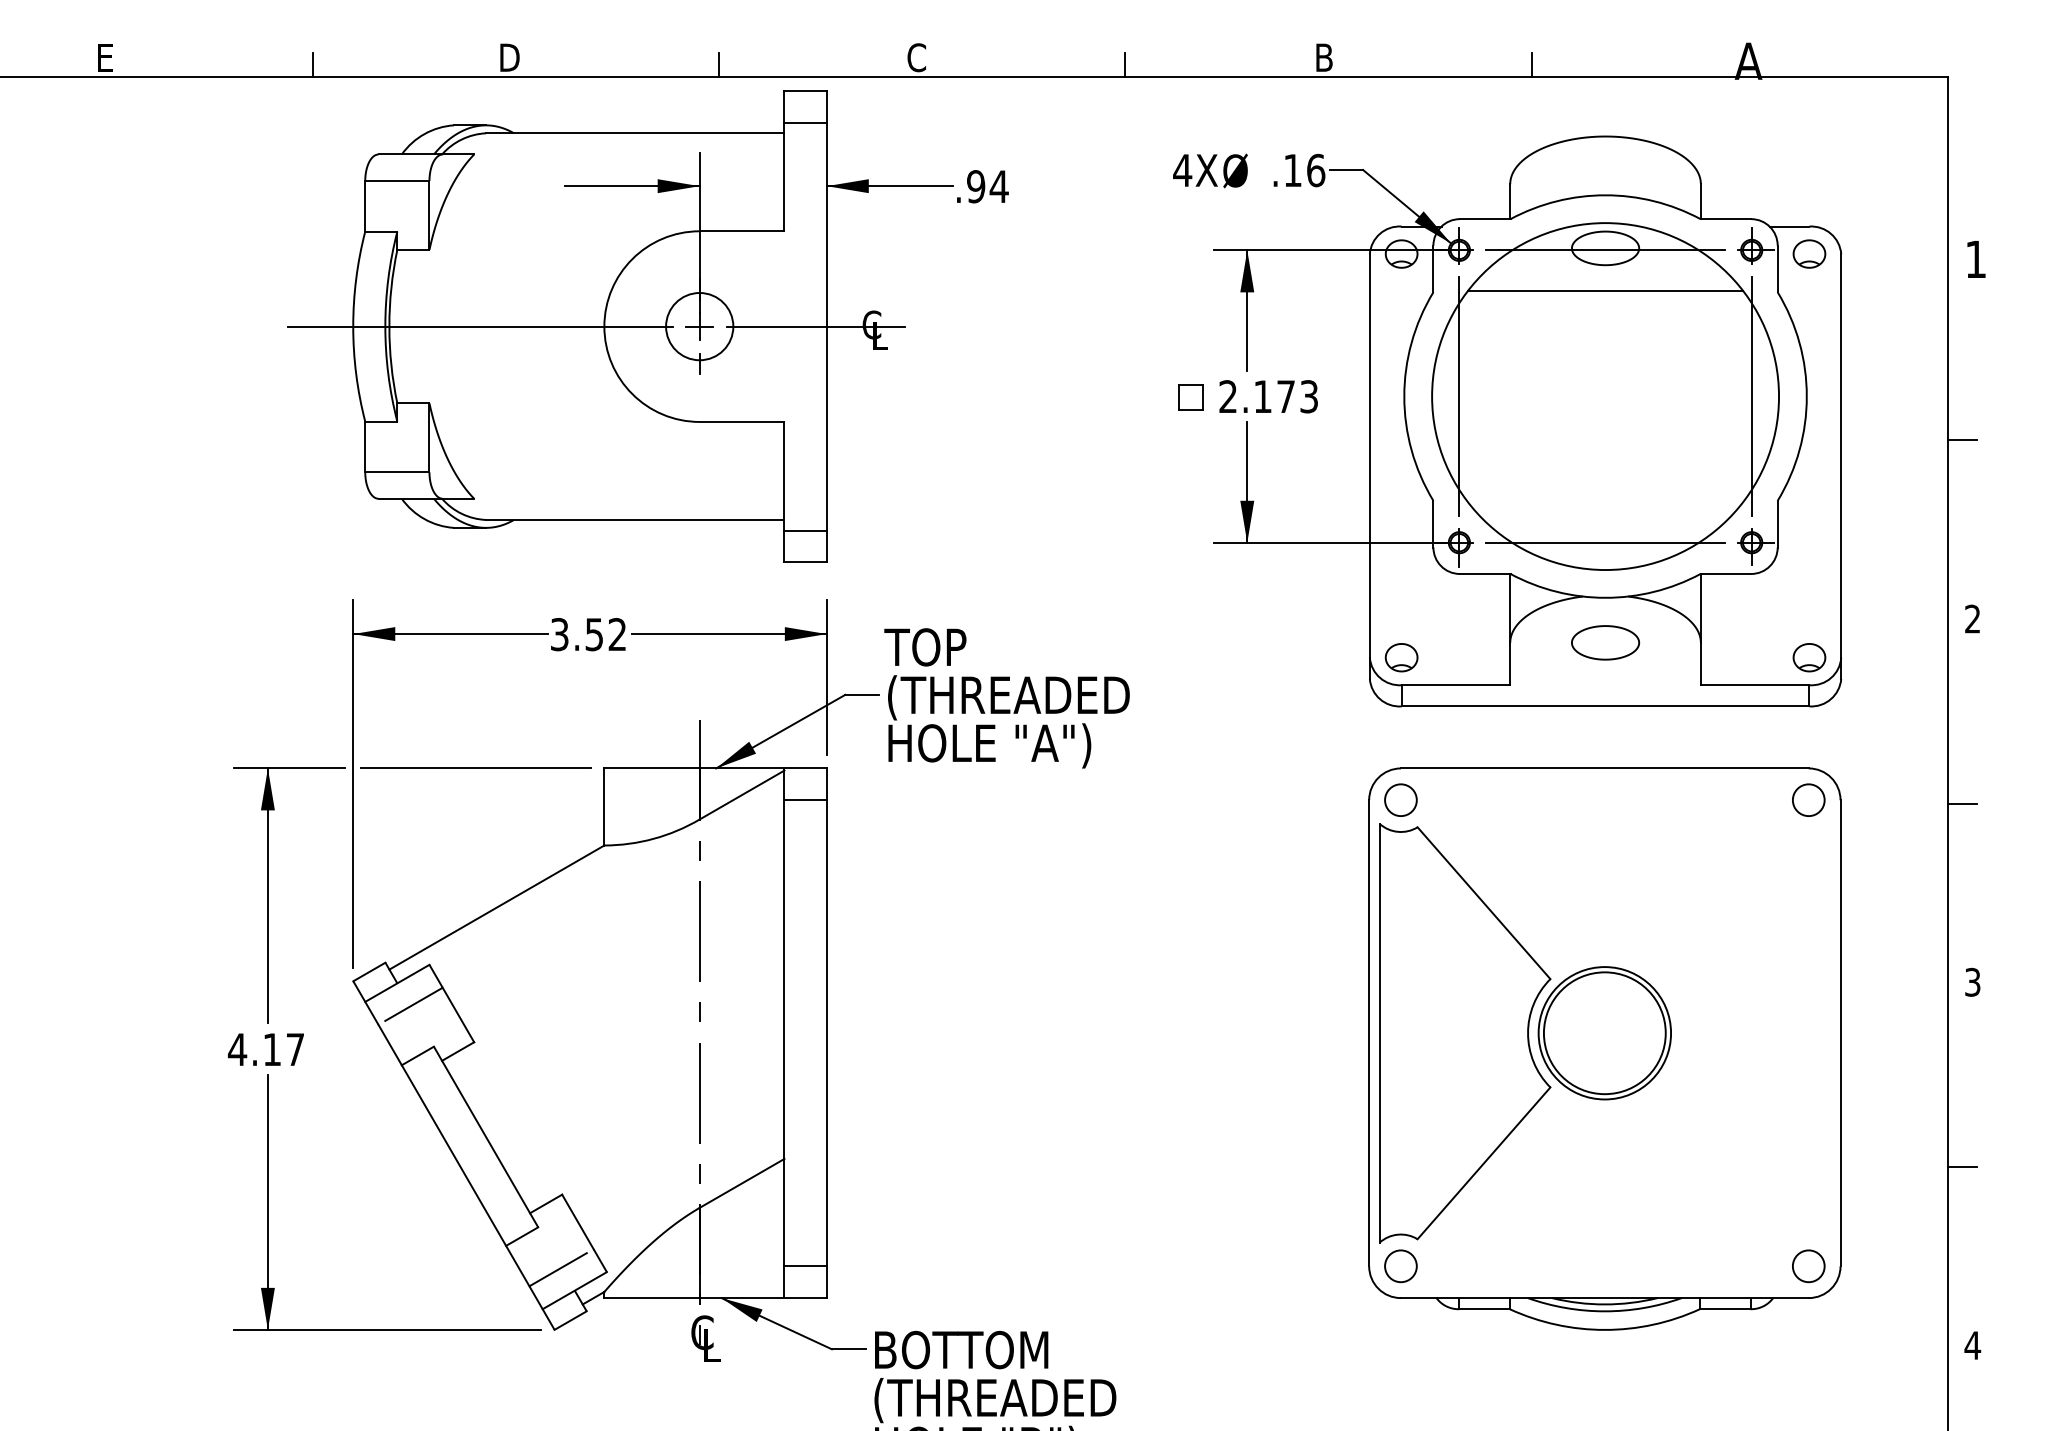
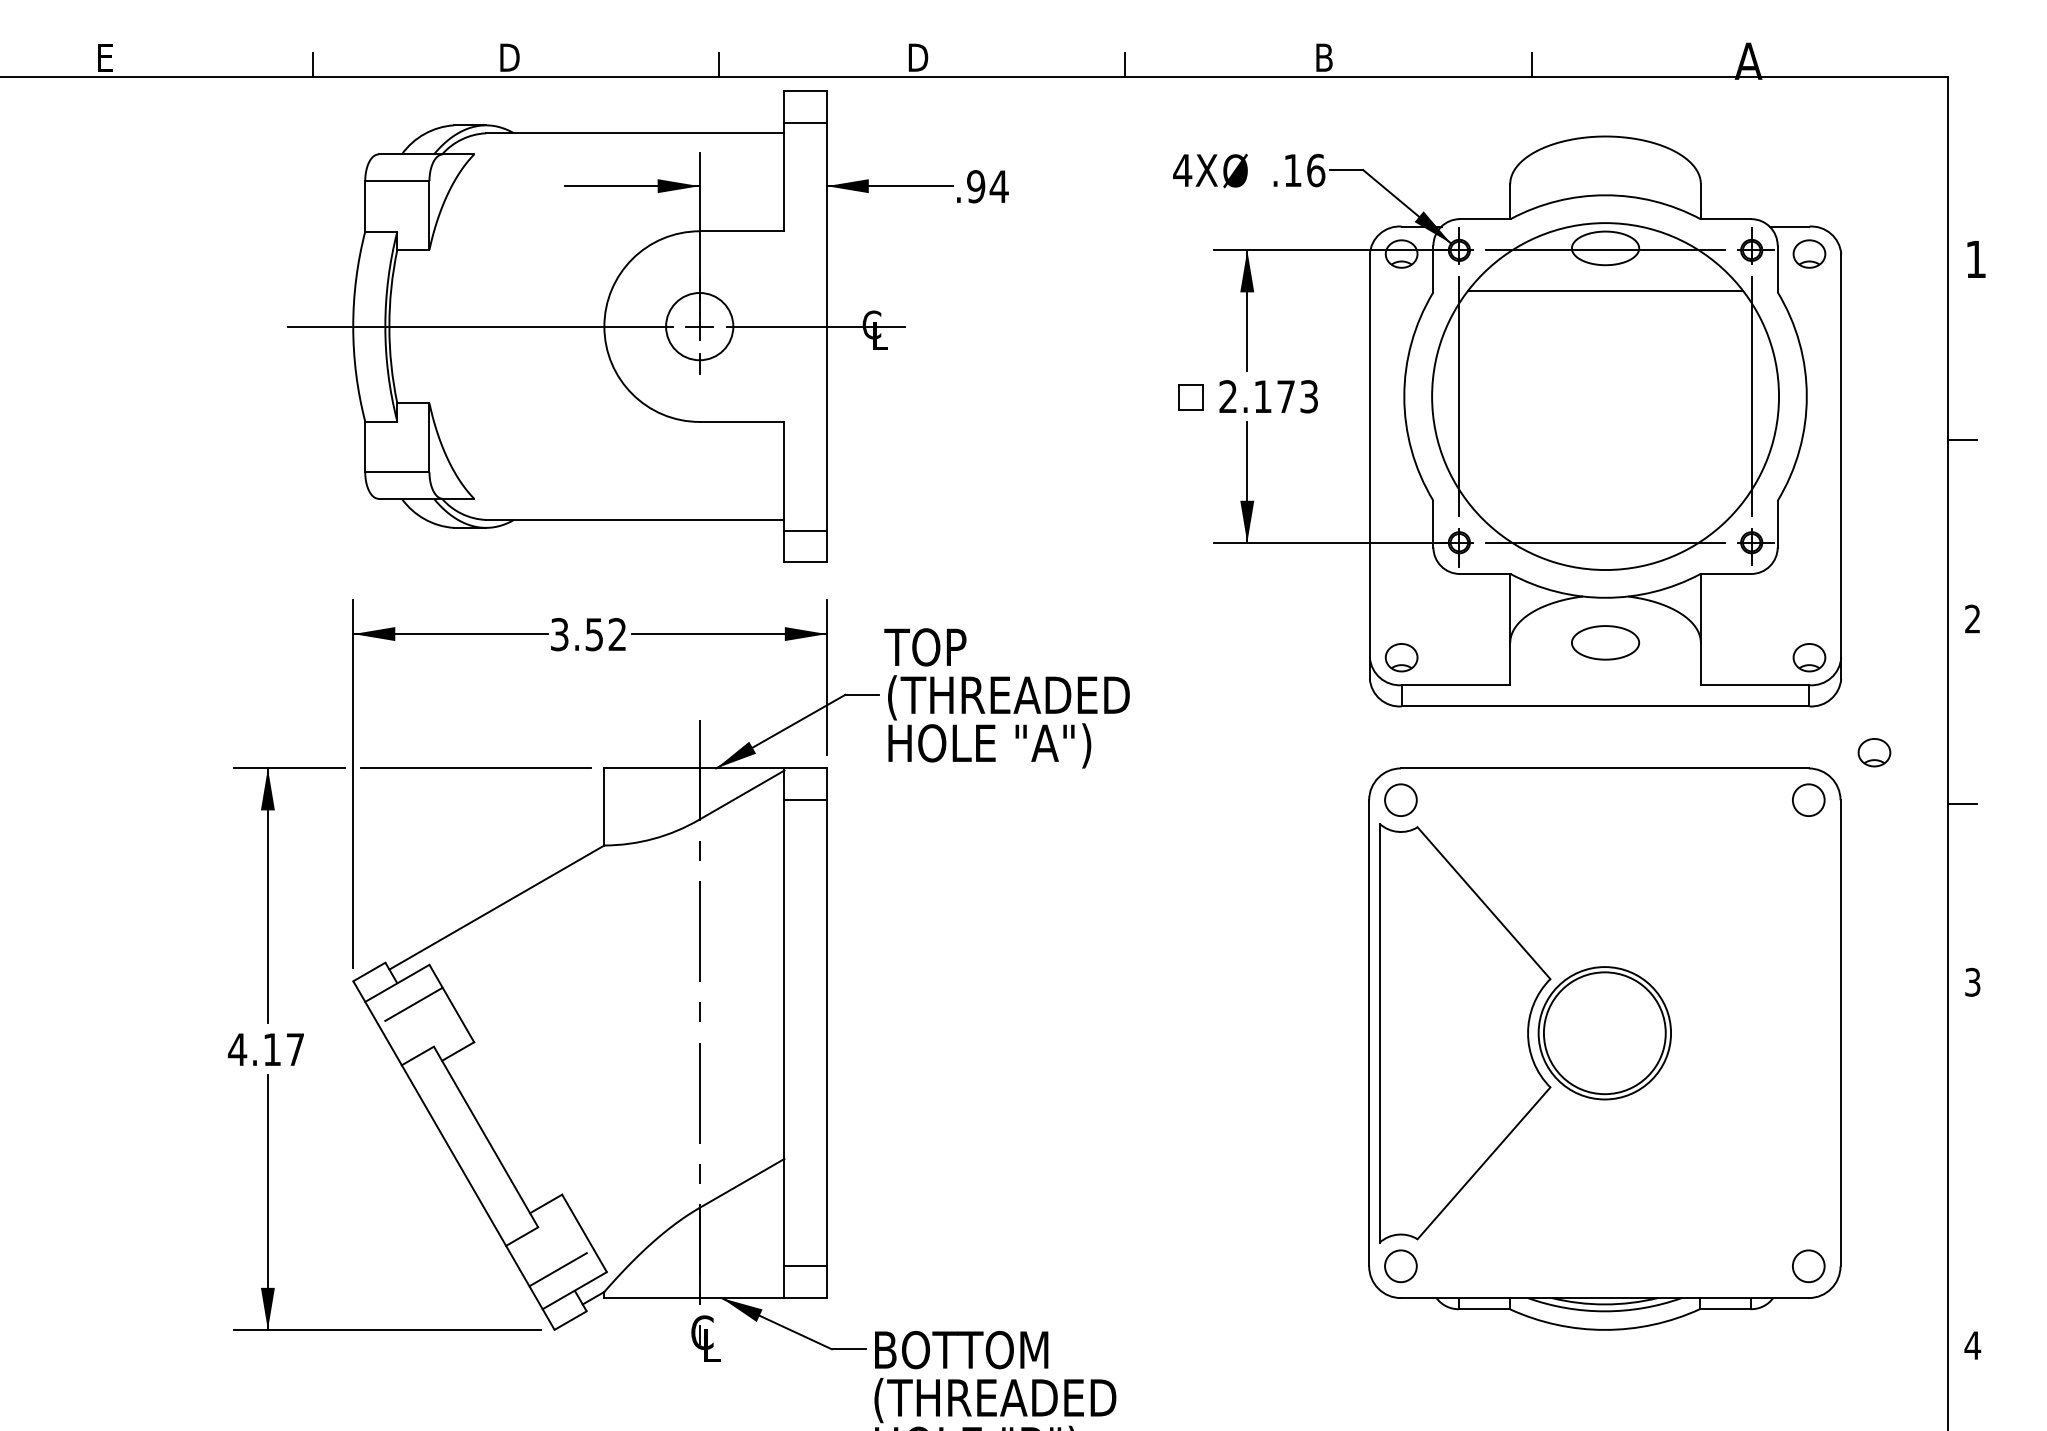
text: C -> D (917, 57)
part: none -> present (1874, 752)
line: present -> none (1961, 1166)
